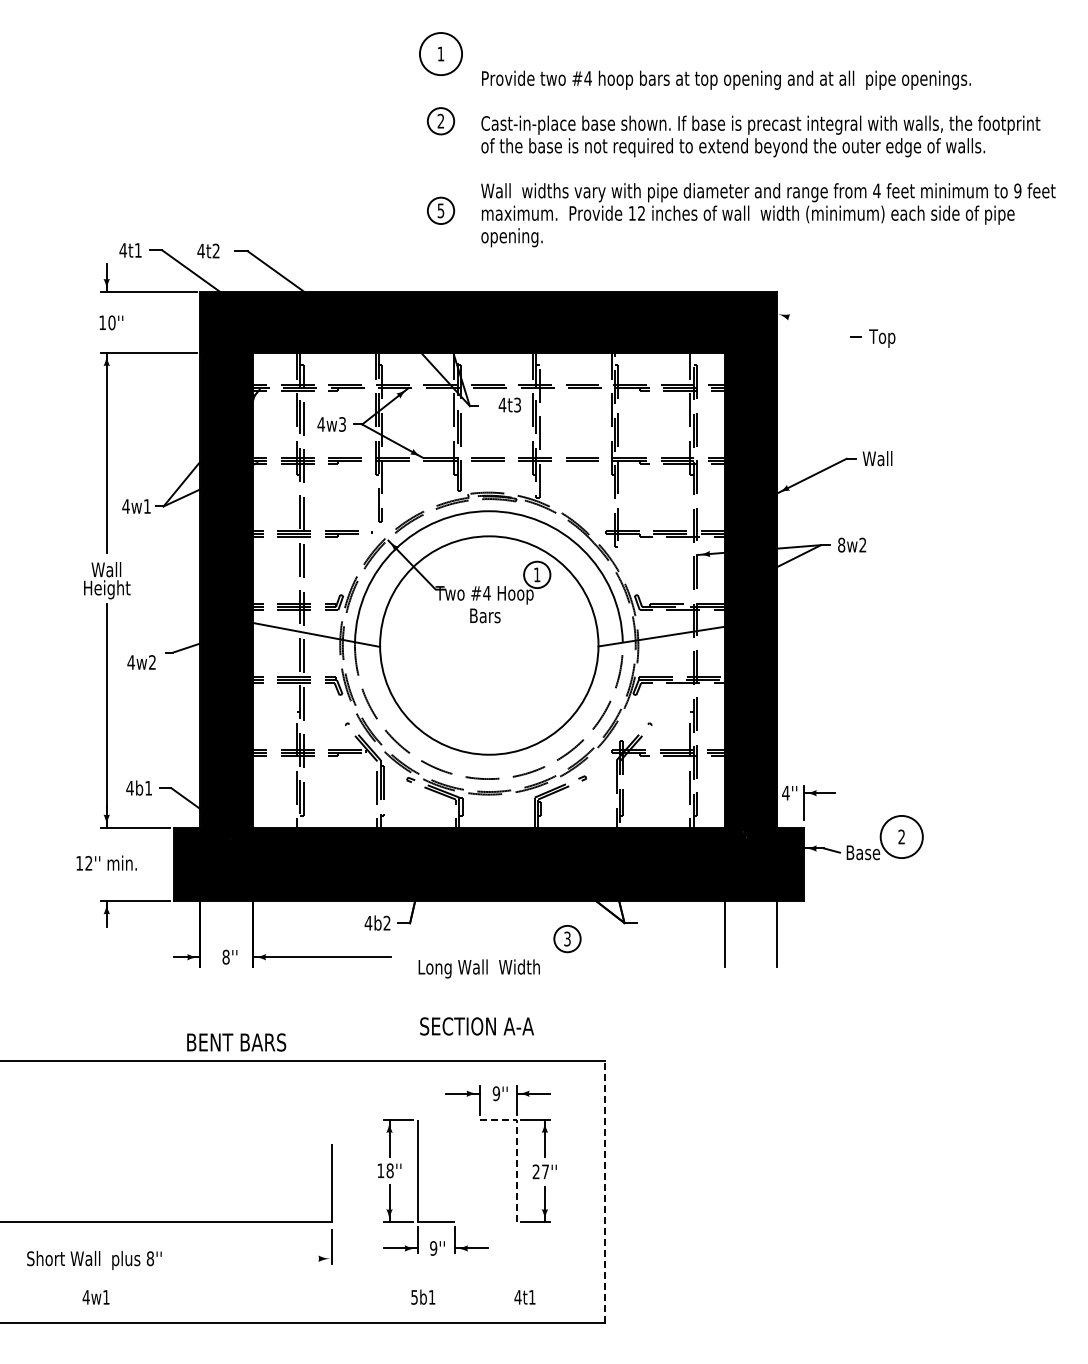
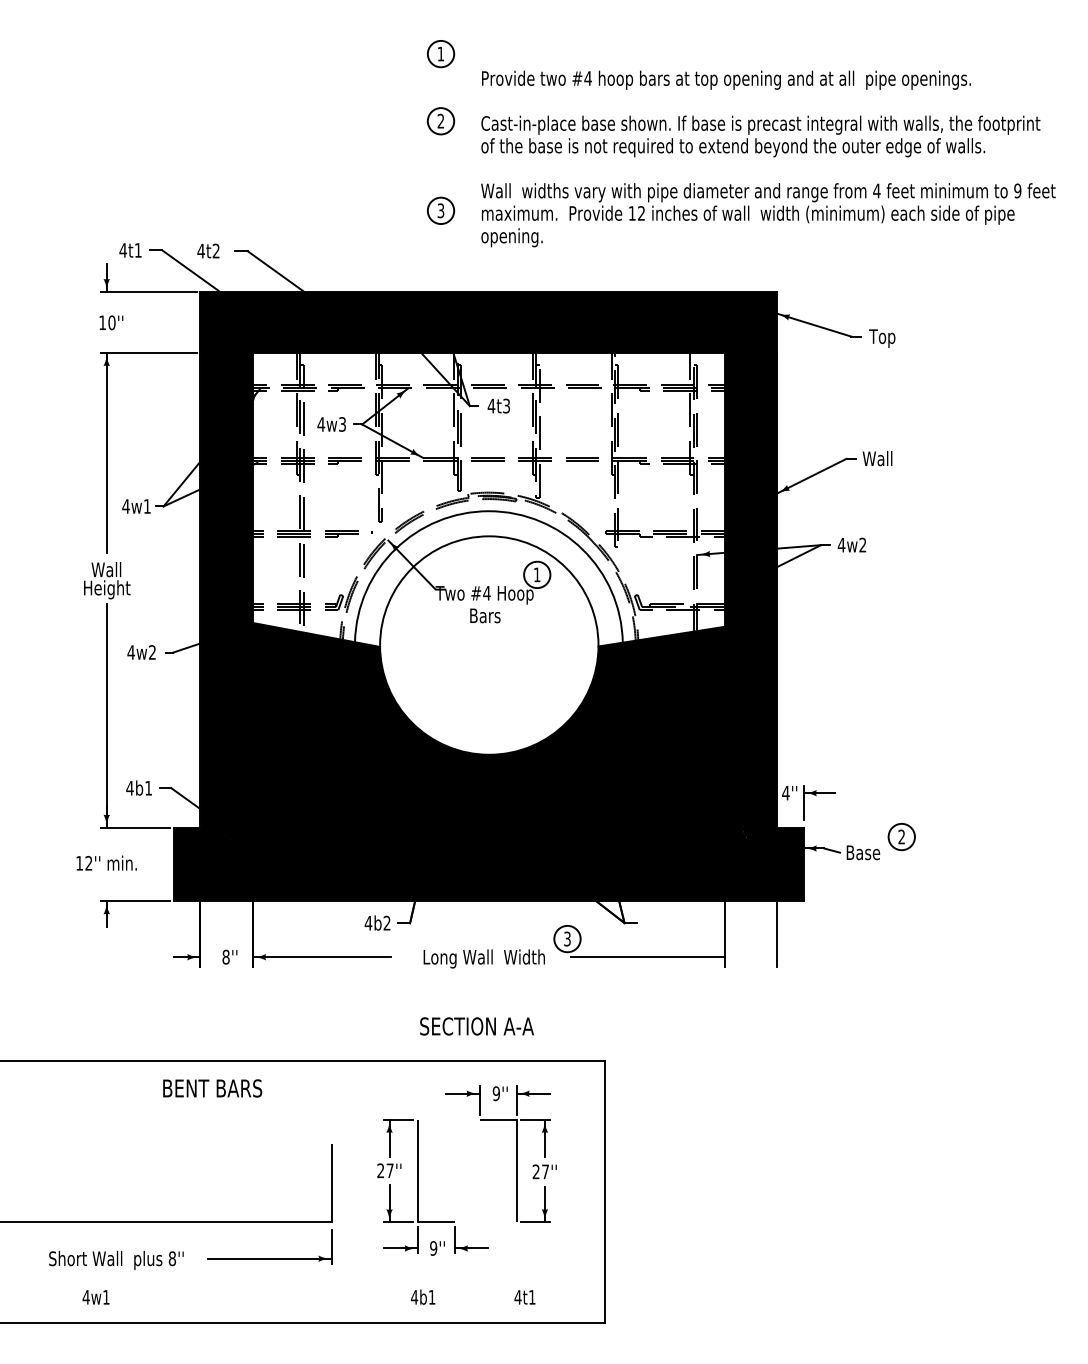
circle diameter: 42 px -> 26 px (440, 53)
text: 5 -> 3 (441, 210)
line: none -> present (813, 324)
text position: (509, 404) -> (498, 405) (498, 405)
text: 8w2 -> 4w2 (841, 544)
text position: (141, 662) -> (141, 652) (141, 652)
fill: none -> present (488, 724)
circle diameter: 42 px -> 26 px (901, 836)
line: none -> present (647, 957)
text position: (478, 968) -> (483, 958) (483, 958)
text position: (236, 1042) -> (212, 1088) (212, 1088)
line: dashed -> solid (516, 1152)
text: 18'' -> 27'' (385, 1170)
line: dashed -> solid (604, 1192)
line: none -> present (269, 1258)
text position: (94, 1260) -> (116, 1260) (116, 1260)
text: 5b1 -> 4b1 (414, 1297)
